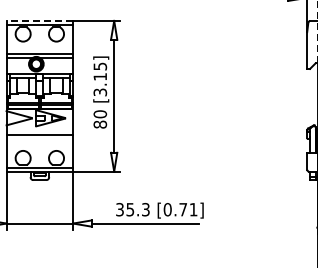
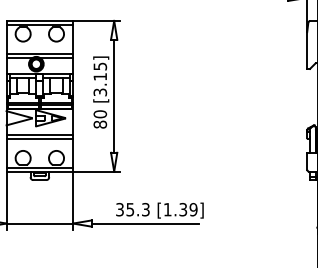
line: dashed -> solid (39, 20)
line: dashed -> solid (317, 31)
line: none -> present (39, 138)
text: [0.71] -> [1.39] (180, 209)
